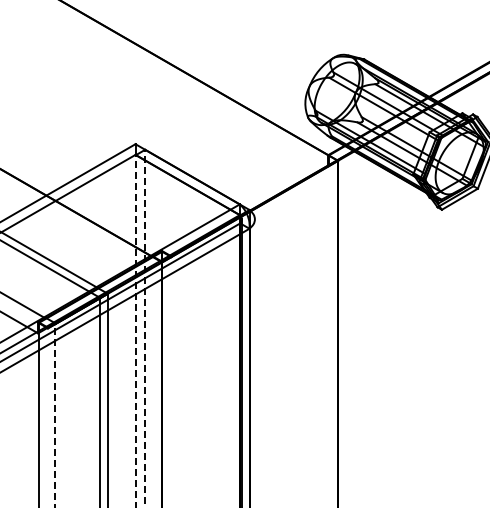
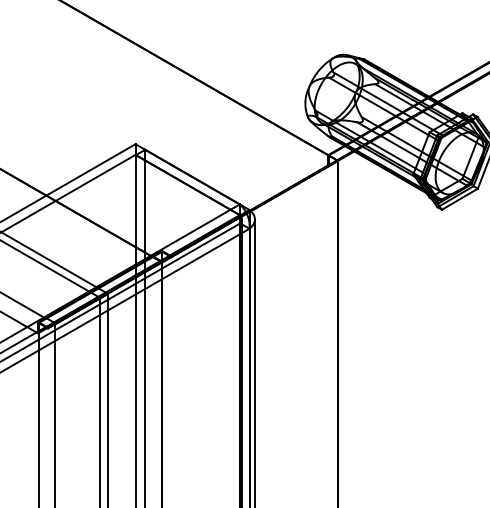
line: dashed -> solid (145, 328)
line: dashed -> solid (135, 330)
line: none -> present (254, 361)
line: dashed -> solid (55, 415)
